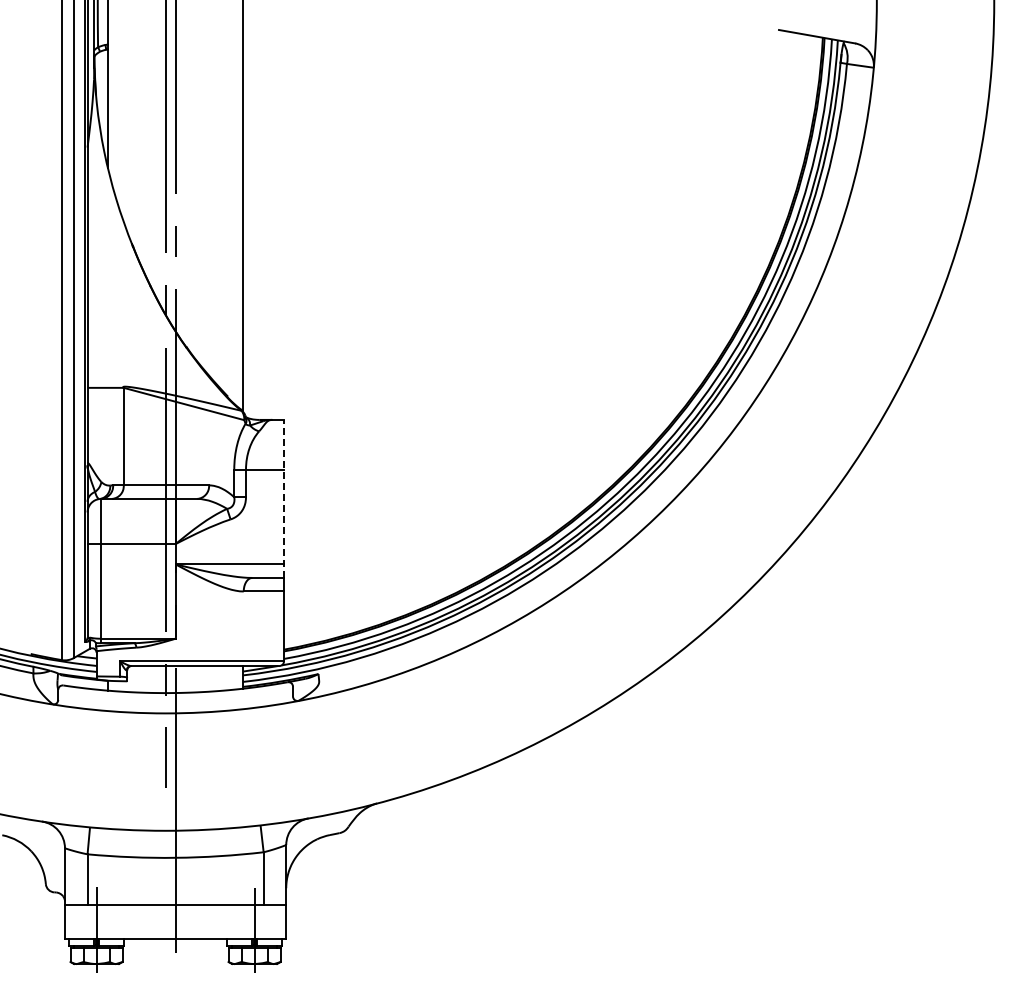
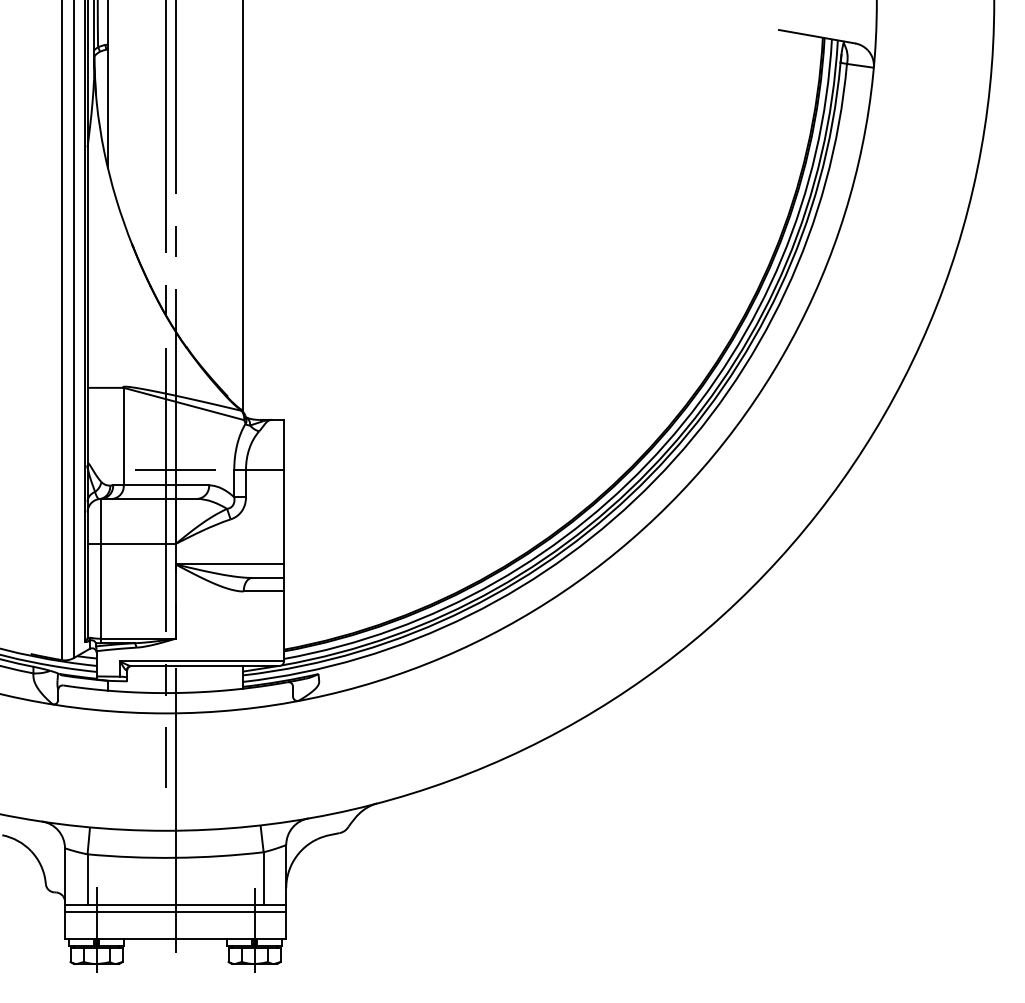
line: none -> present (175, 469)
line: dashed -> solid (283, 498)
line: none -> present (175, 912)
